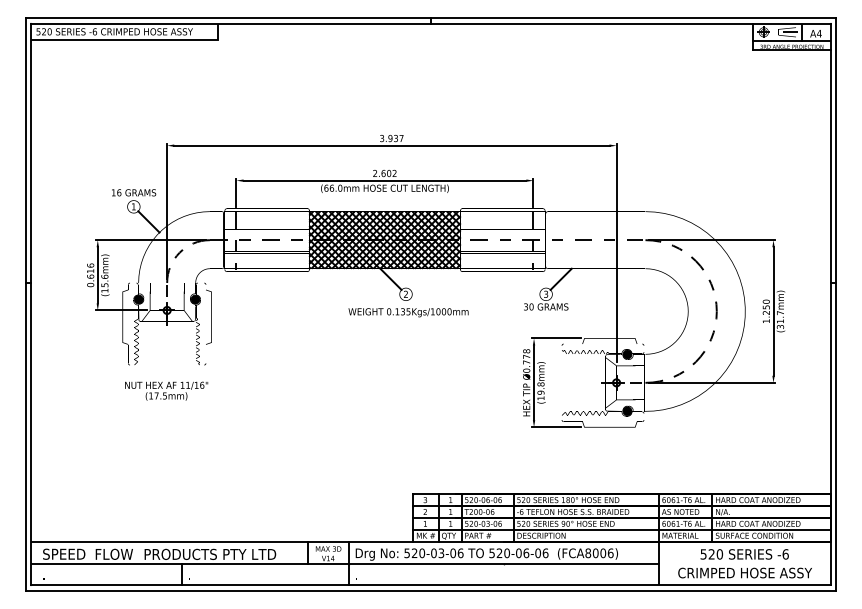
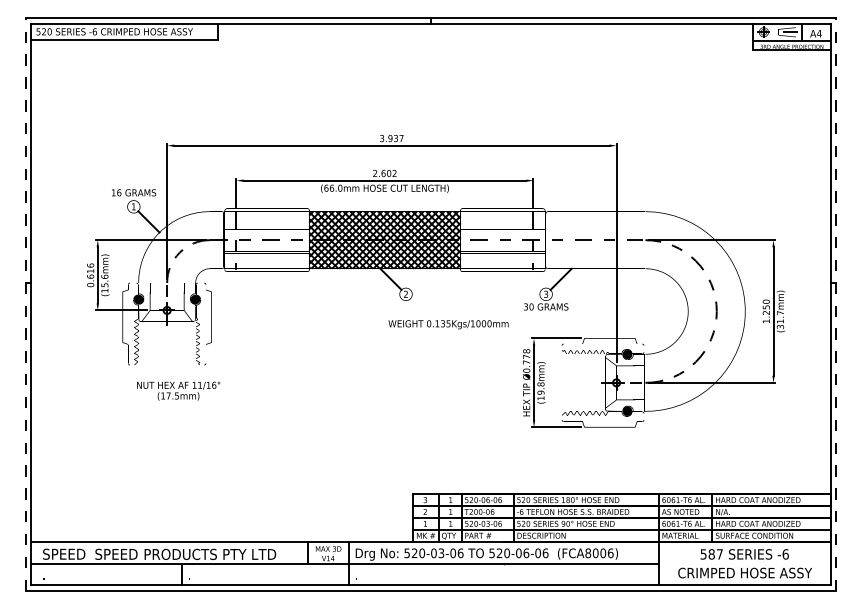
line: solid -> dashed (25, 303)
line: solid -> dashed (836, 303)
text position: (408, 312) -> (448, 324) (448, 324)
text position: (166, 390) -> (178, 390) (178, 390)
text: FLOW -> SPEED (116, 553)
text: 520 -> 587 (715, 554)
